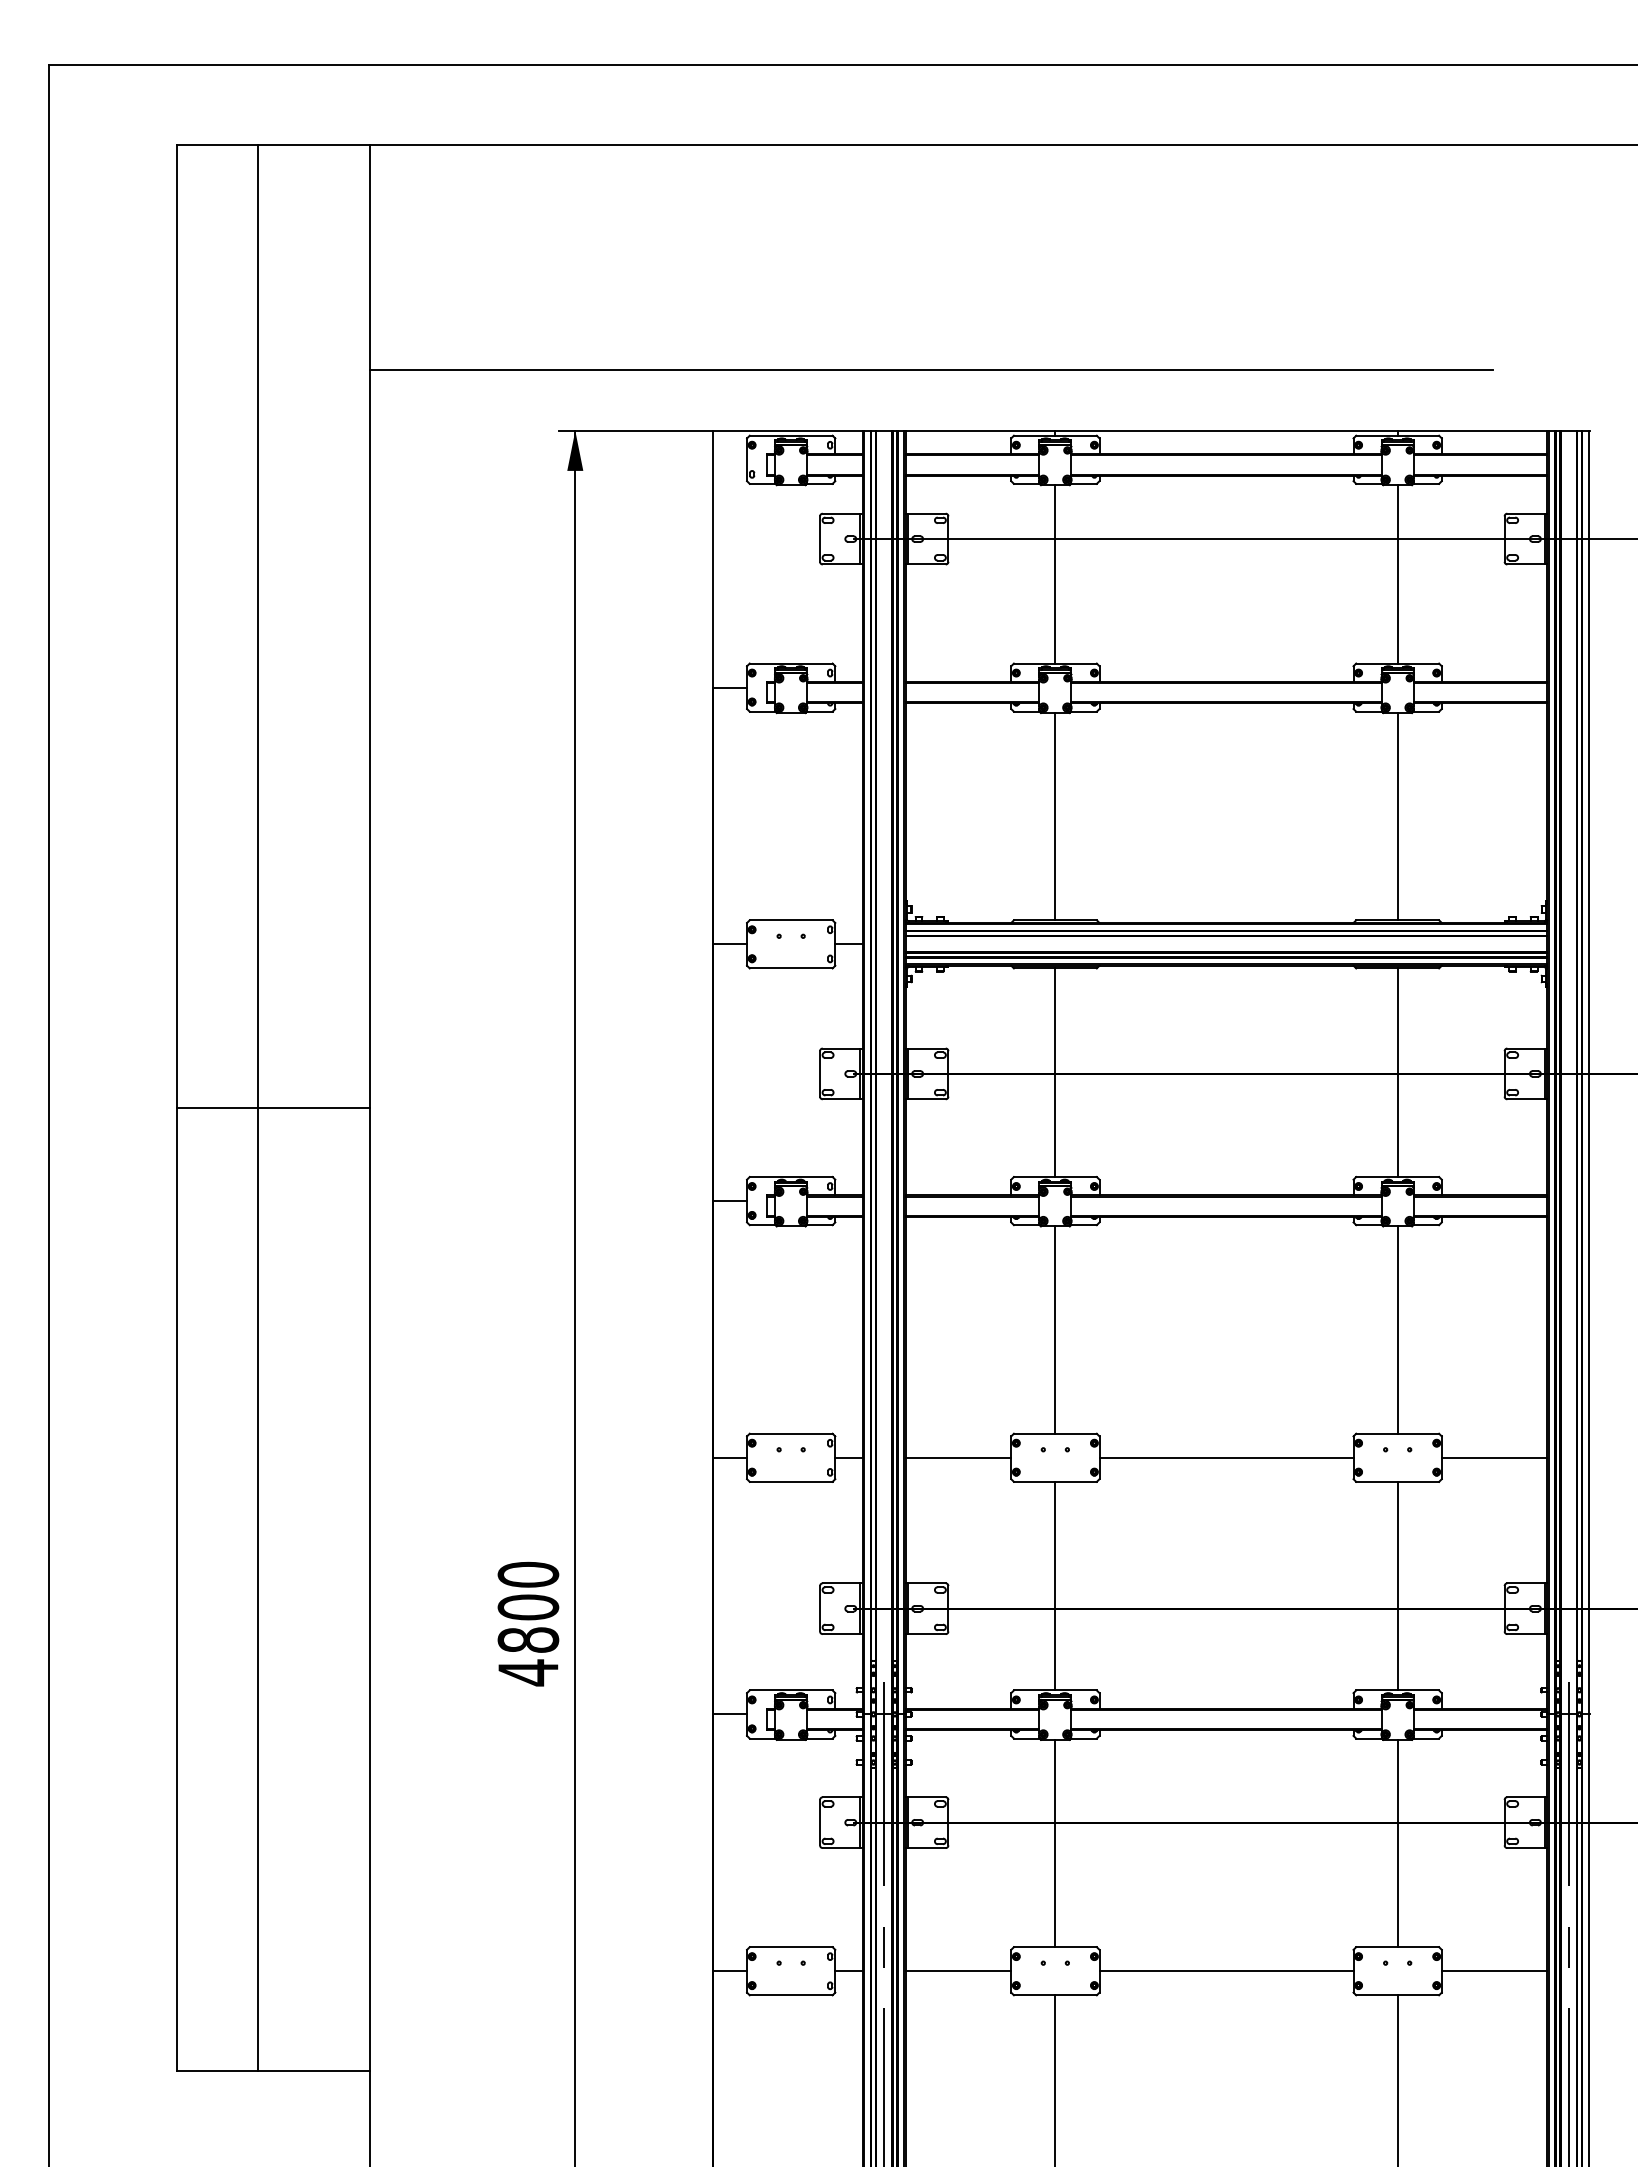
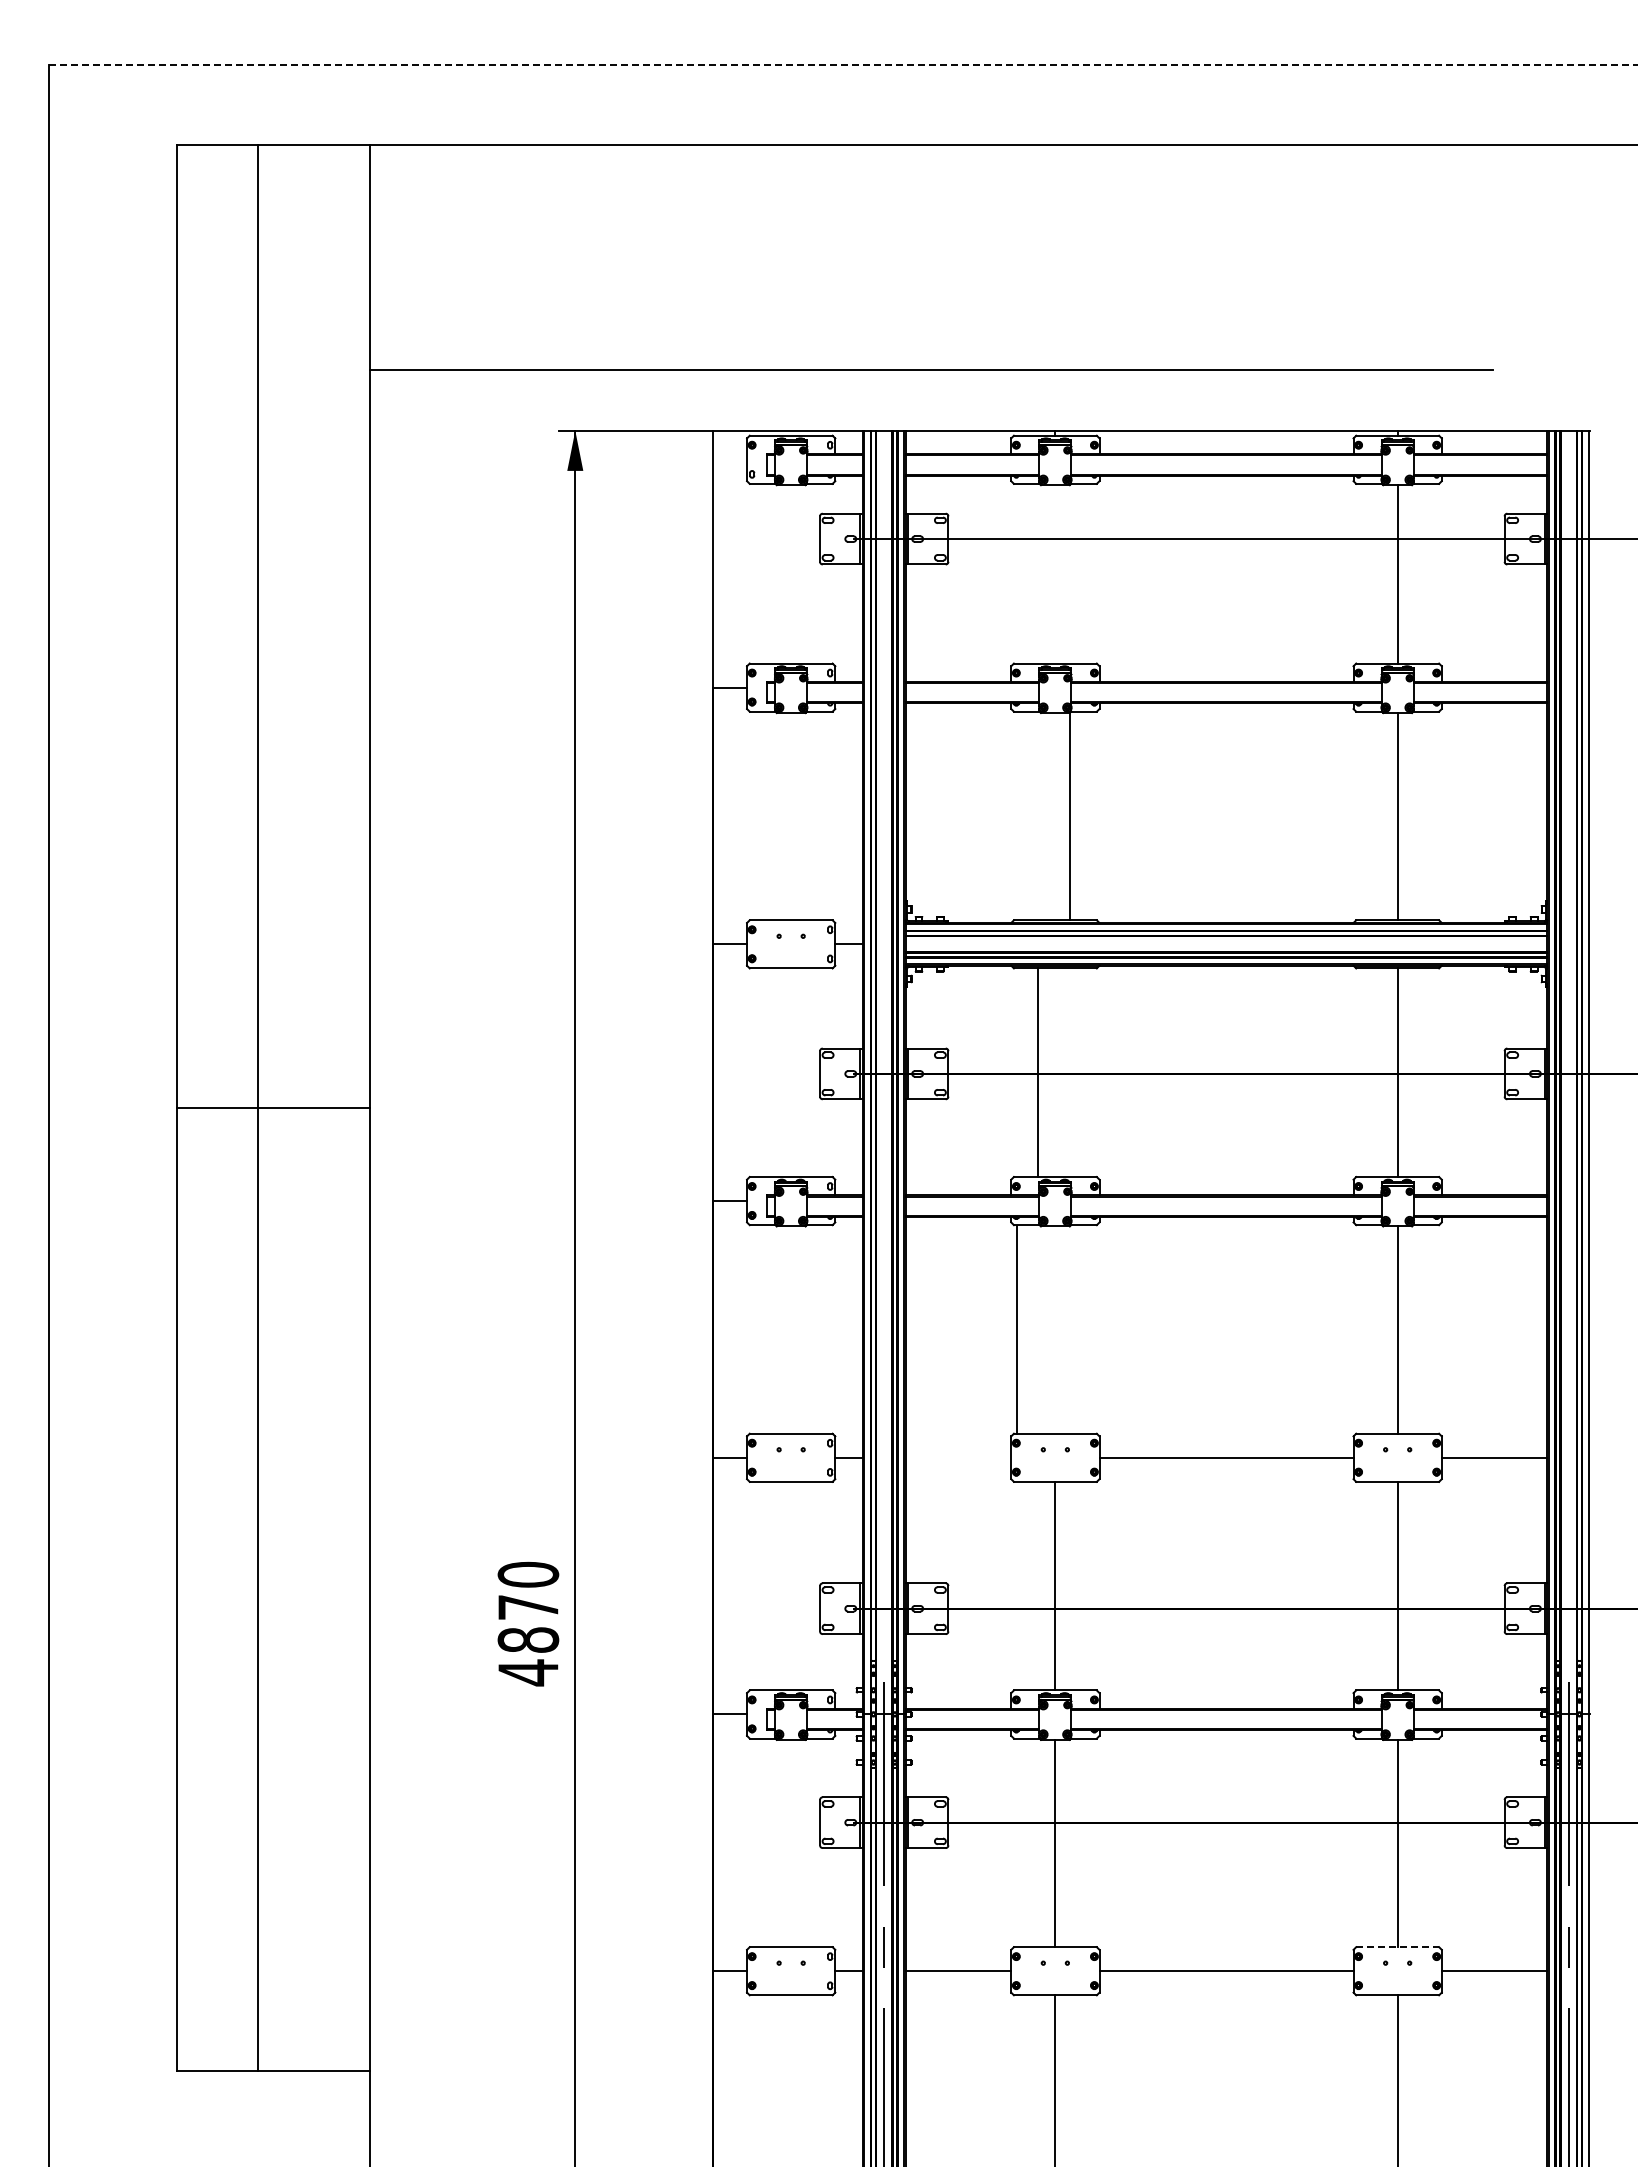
line: solid -> dashed (843, 65)
line: present -> none (1055, 574)
line position: (1055, 816) -> (1070, 816) (1070, 816)
line position: (1055, 1072) -> (1038, 1072) (1038, 1072)
line position: (1055, 1329) -> (1017, 1329) (1017, 1329)
line: present -> none (958, 1457)
text: 4800 -> 4870 (528, 1607)
line: solid -> dashed (1398, 1947)
